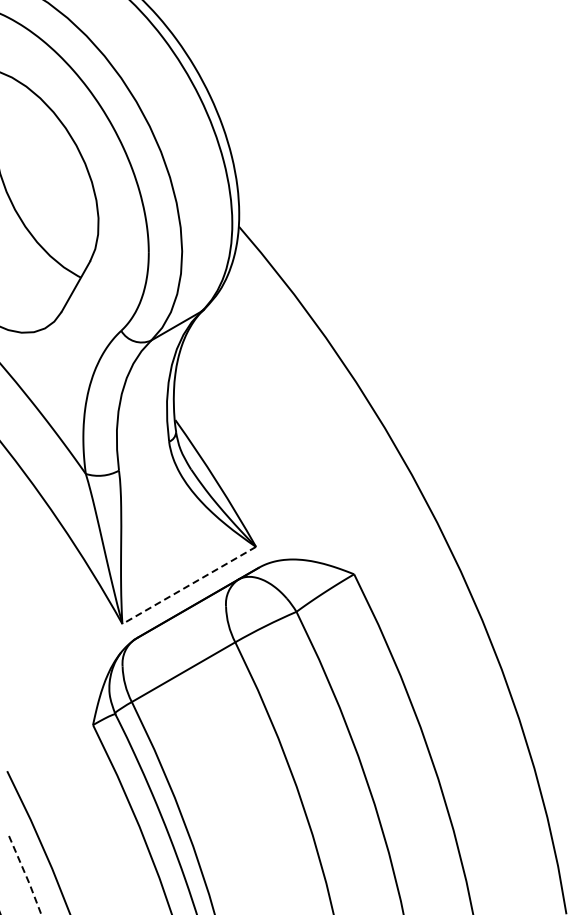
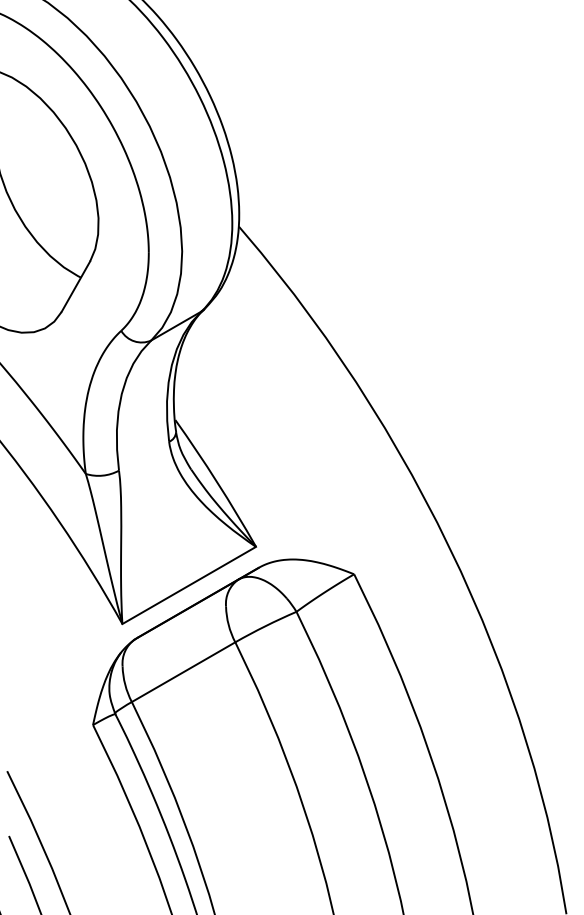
line: dashed -> solid (188, 585)
line: dashed -> solid (26, 875)
